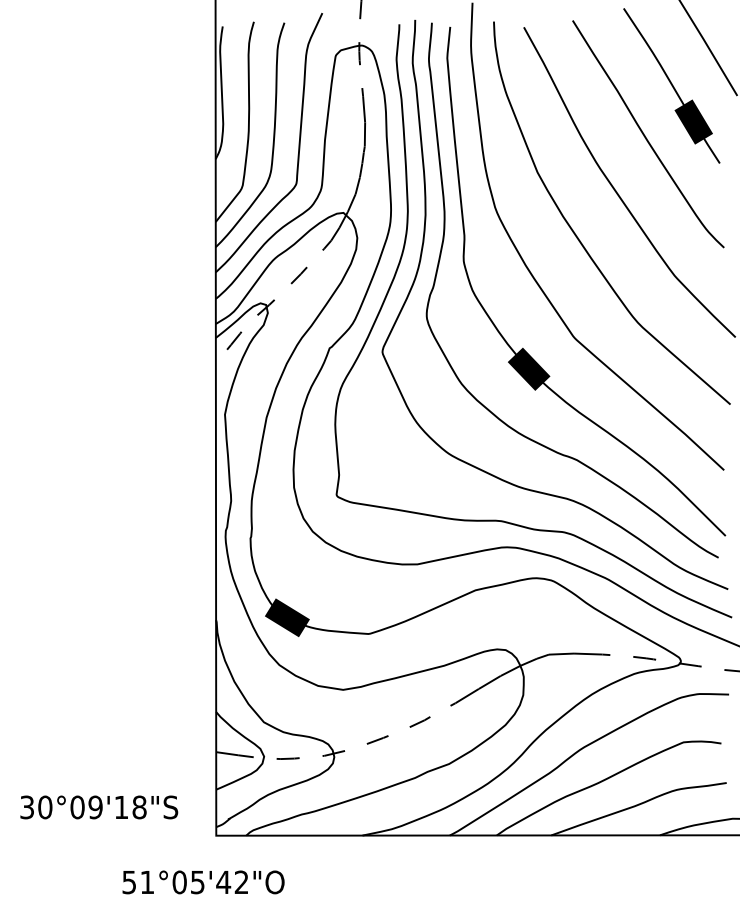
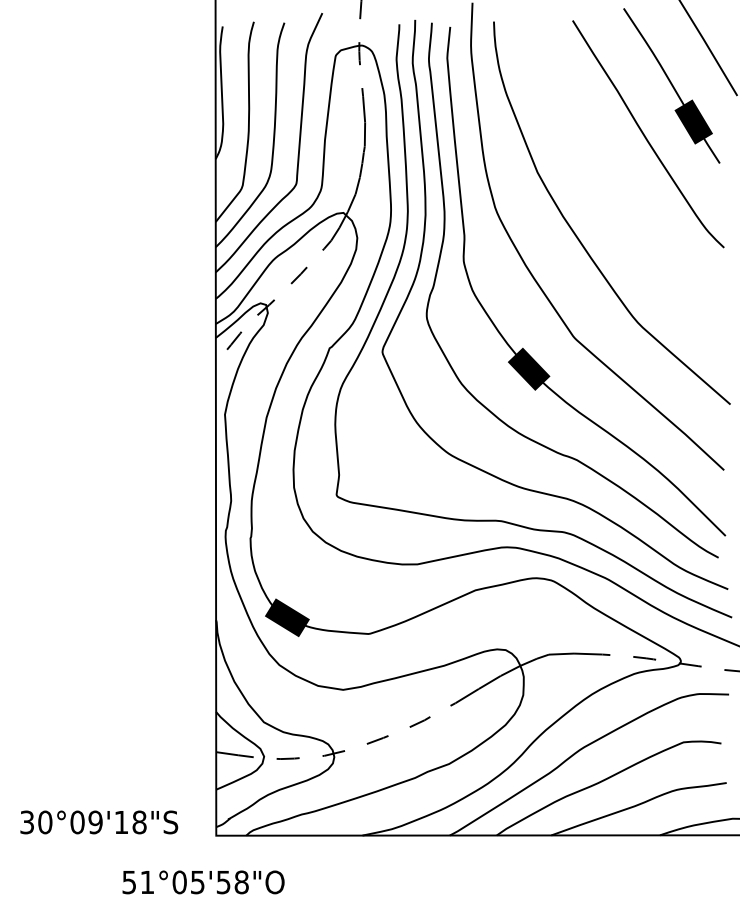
curve: present -> none (616, 190)
text position: (99, 807) -> (99, 822) (99, 822)
text: 51°05'42"O -> 51°05'58"O (232, 882)
